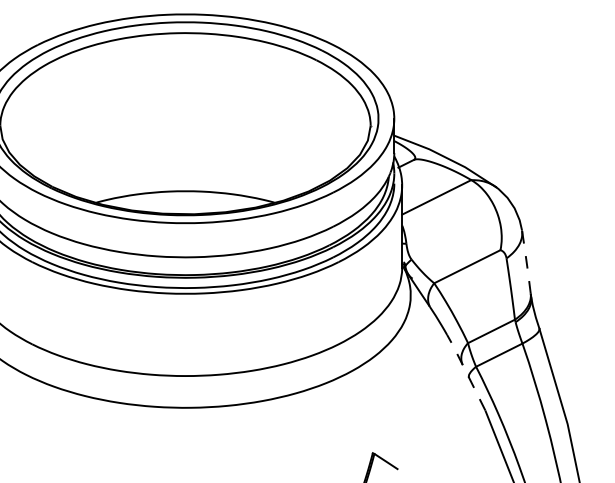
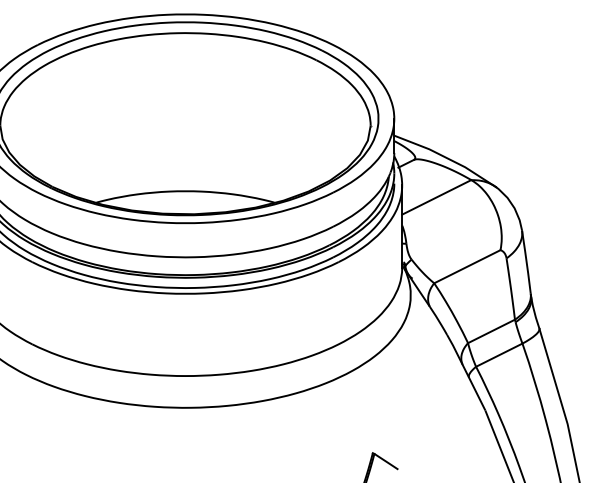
line: dashed -> solid (526, 261)
line: dashed -> solid (465, 371)
